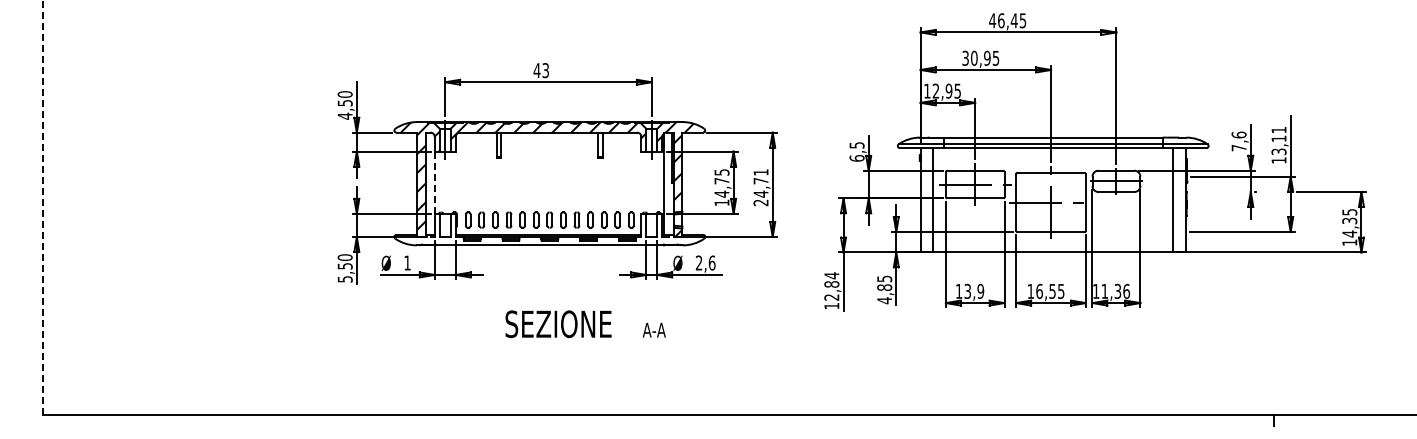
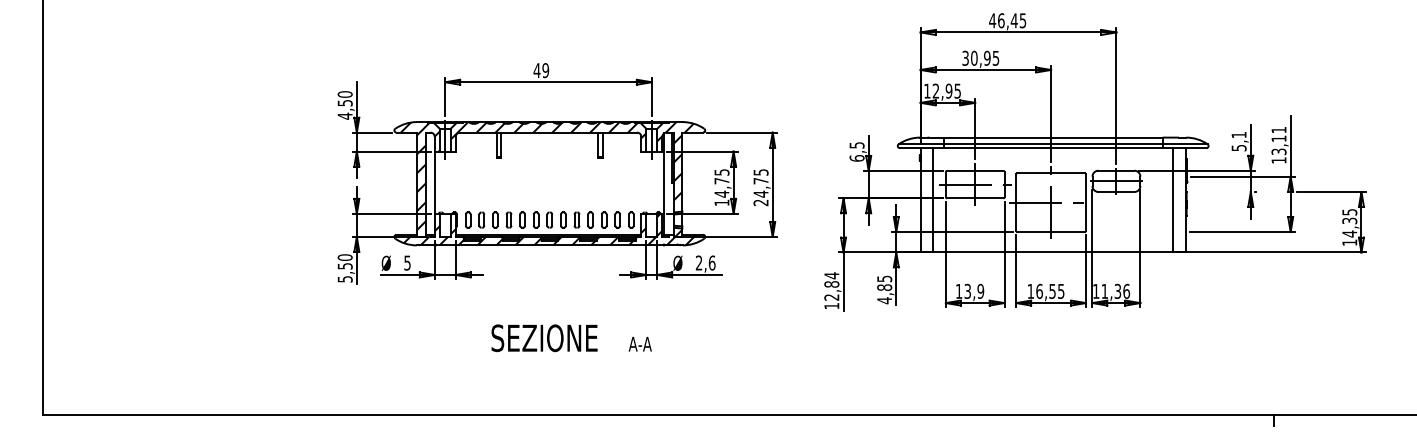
text: 43 -> 49 (545, 70)
text: 7,6 -> 5,1 (1238, 141)
text: 24,71 -> 24,75 (760, 172)
line: dashed -> solid (435, 182)
line: dashed -> solid (42, 207)
hatch: none -> present (549, 229)
text: 1 -> 5 (407, 262)
text position: (585, 324) -> (571, 338) (571, 338)
